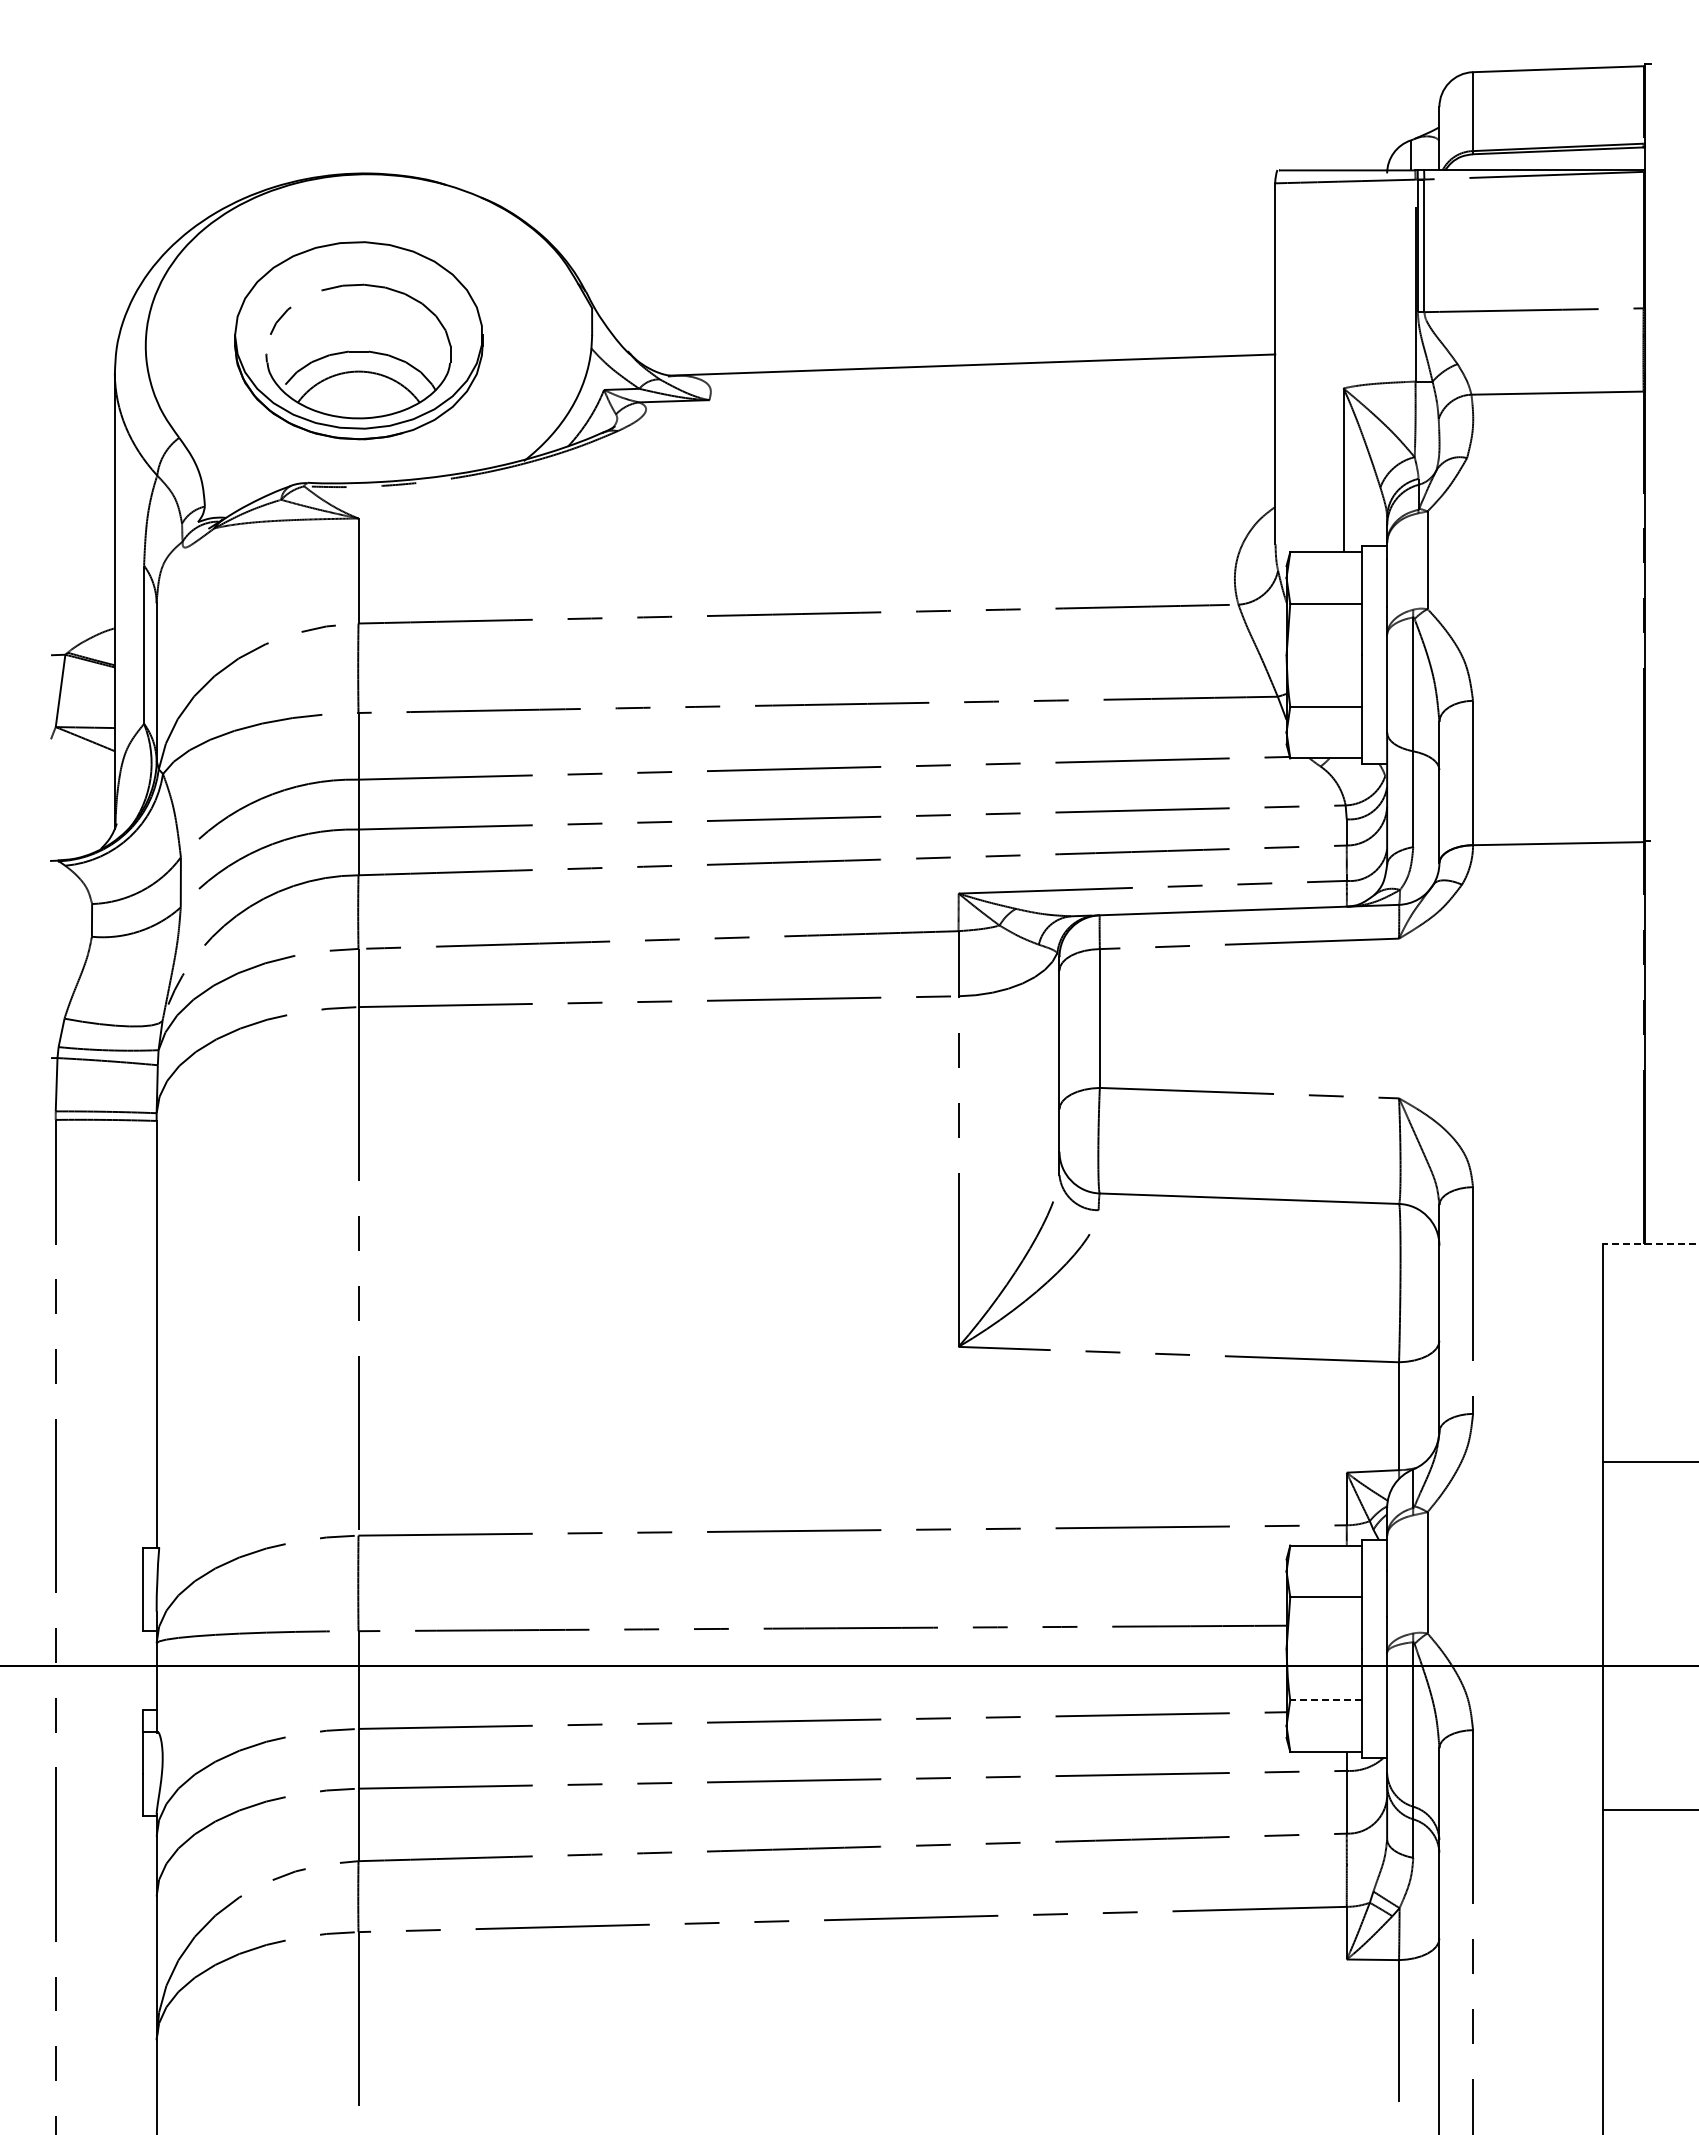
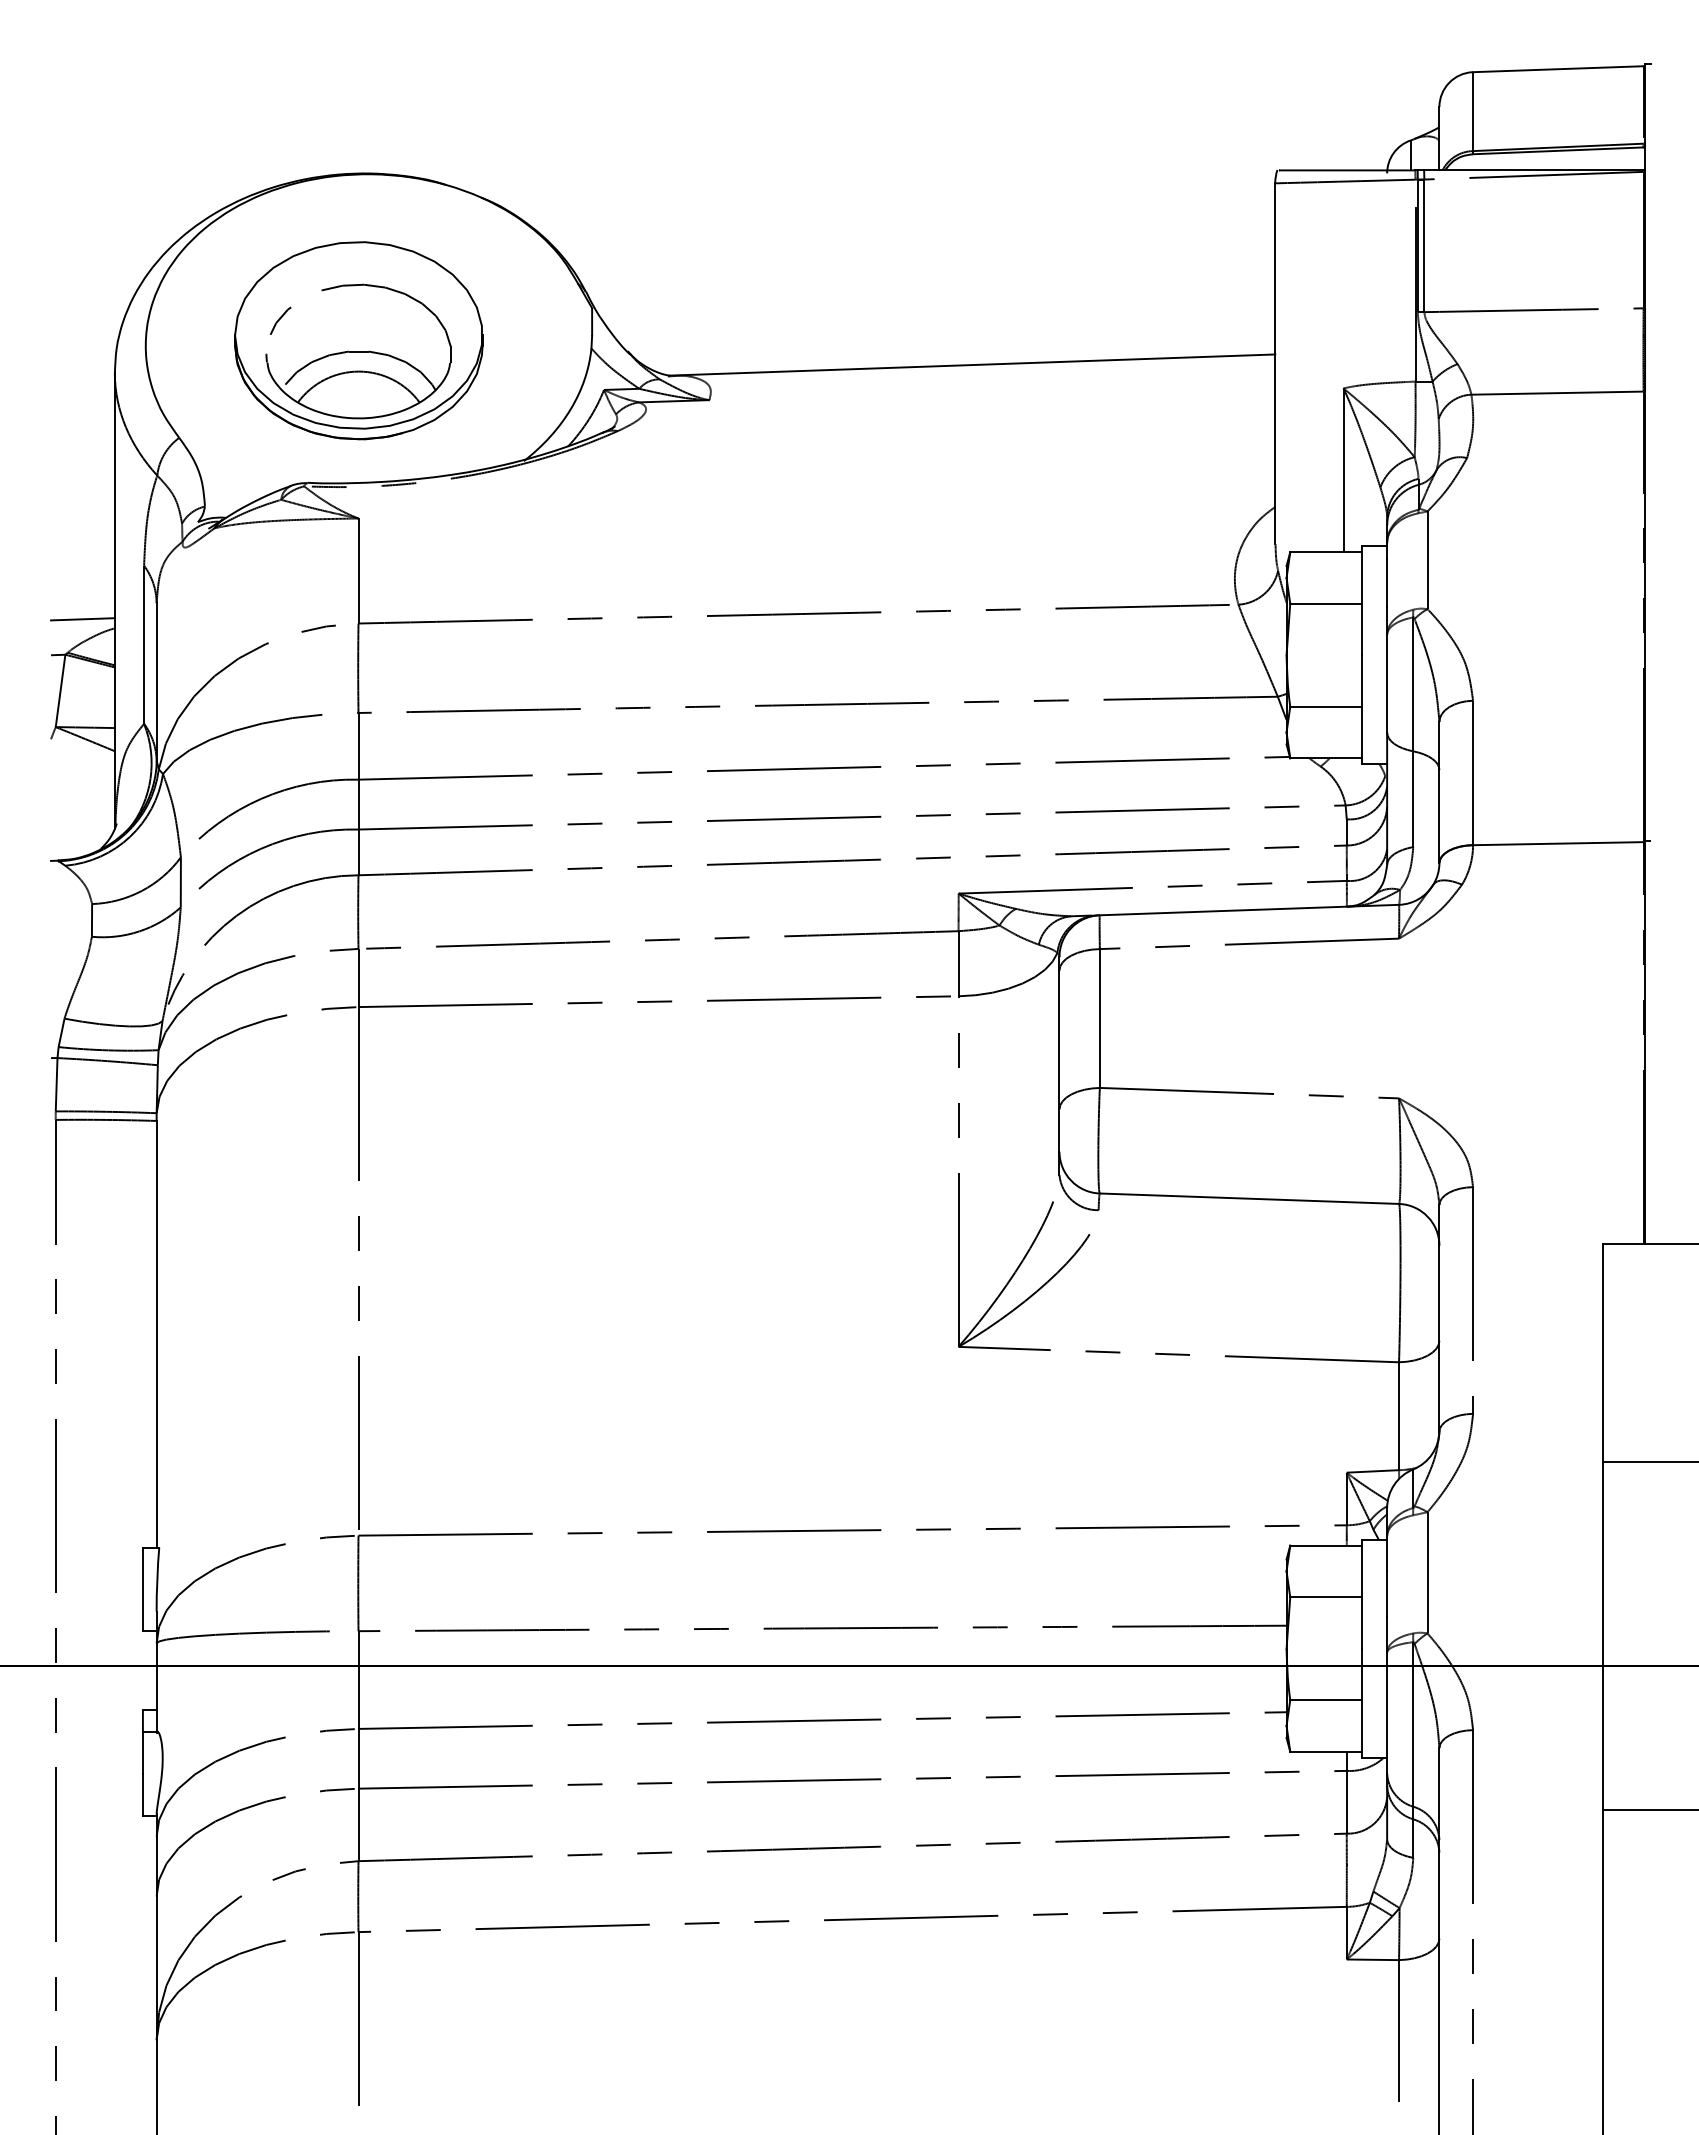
line: none -> present (82, 619)
line: dashed -> solid (1650, 1243)
line: dashed -> solid (1326, 1700)
